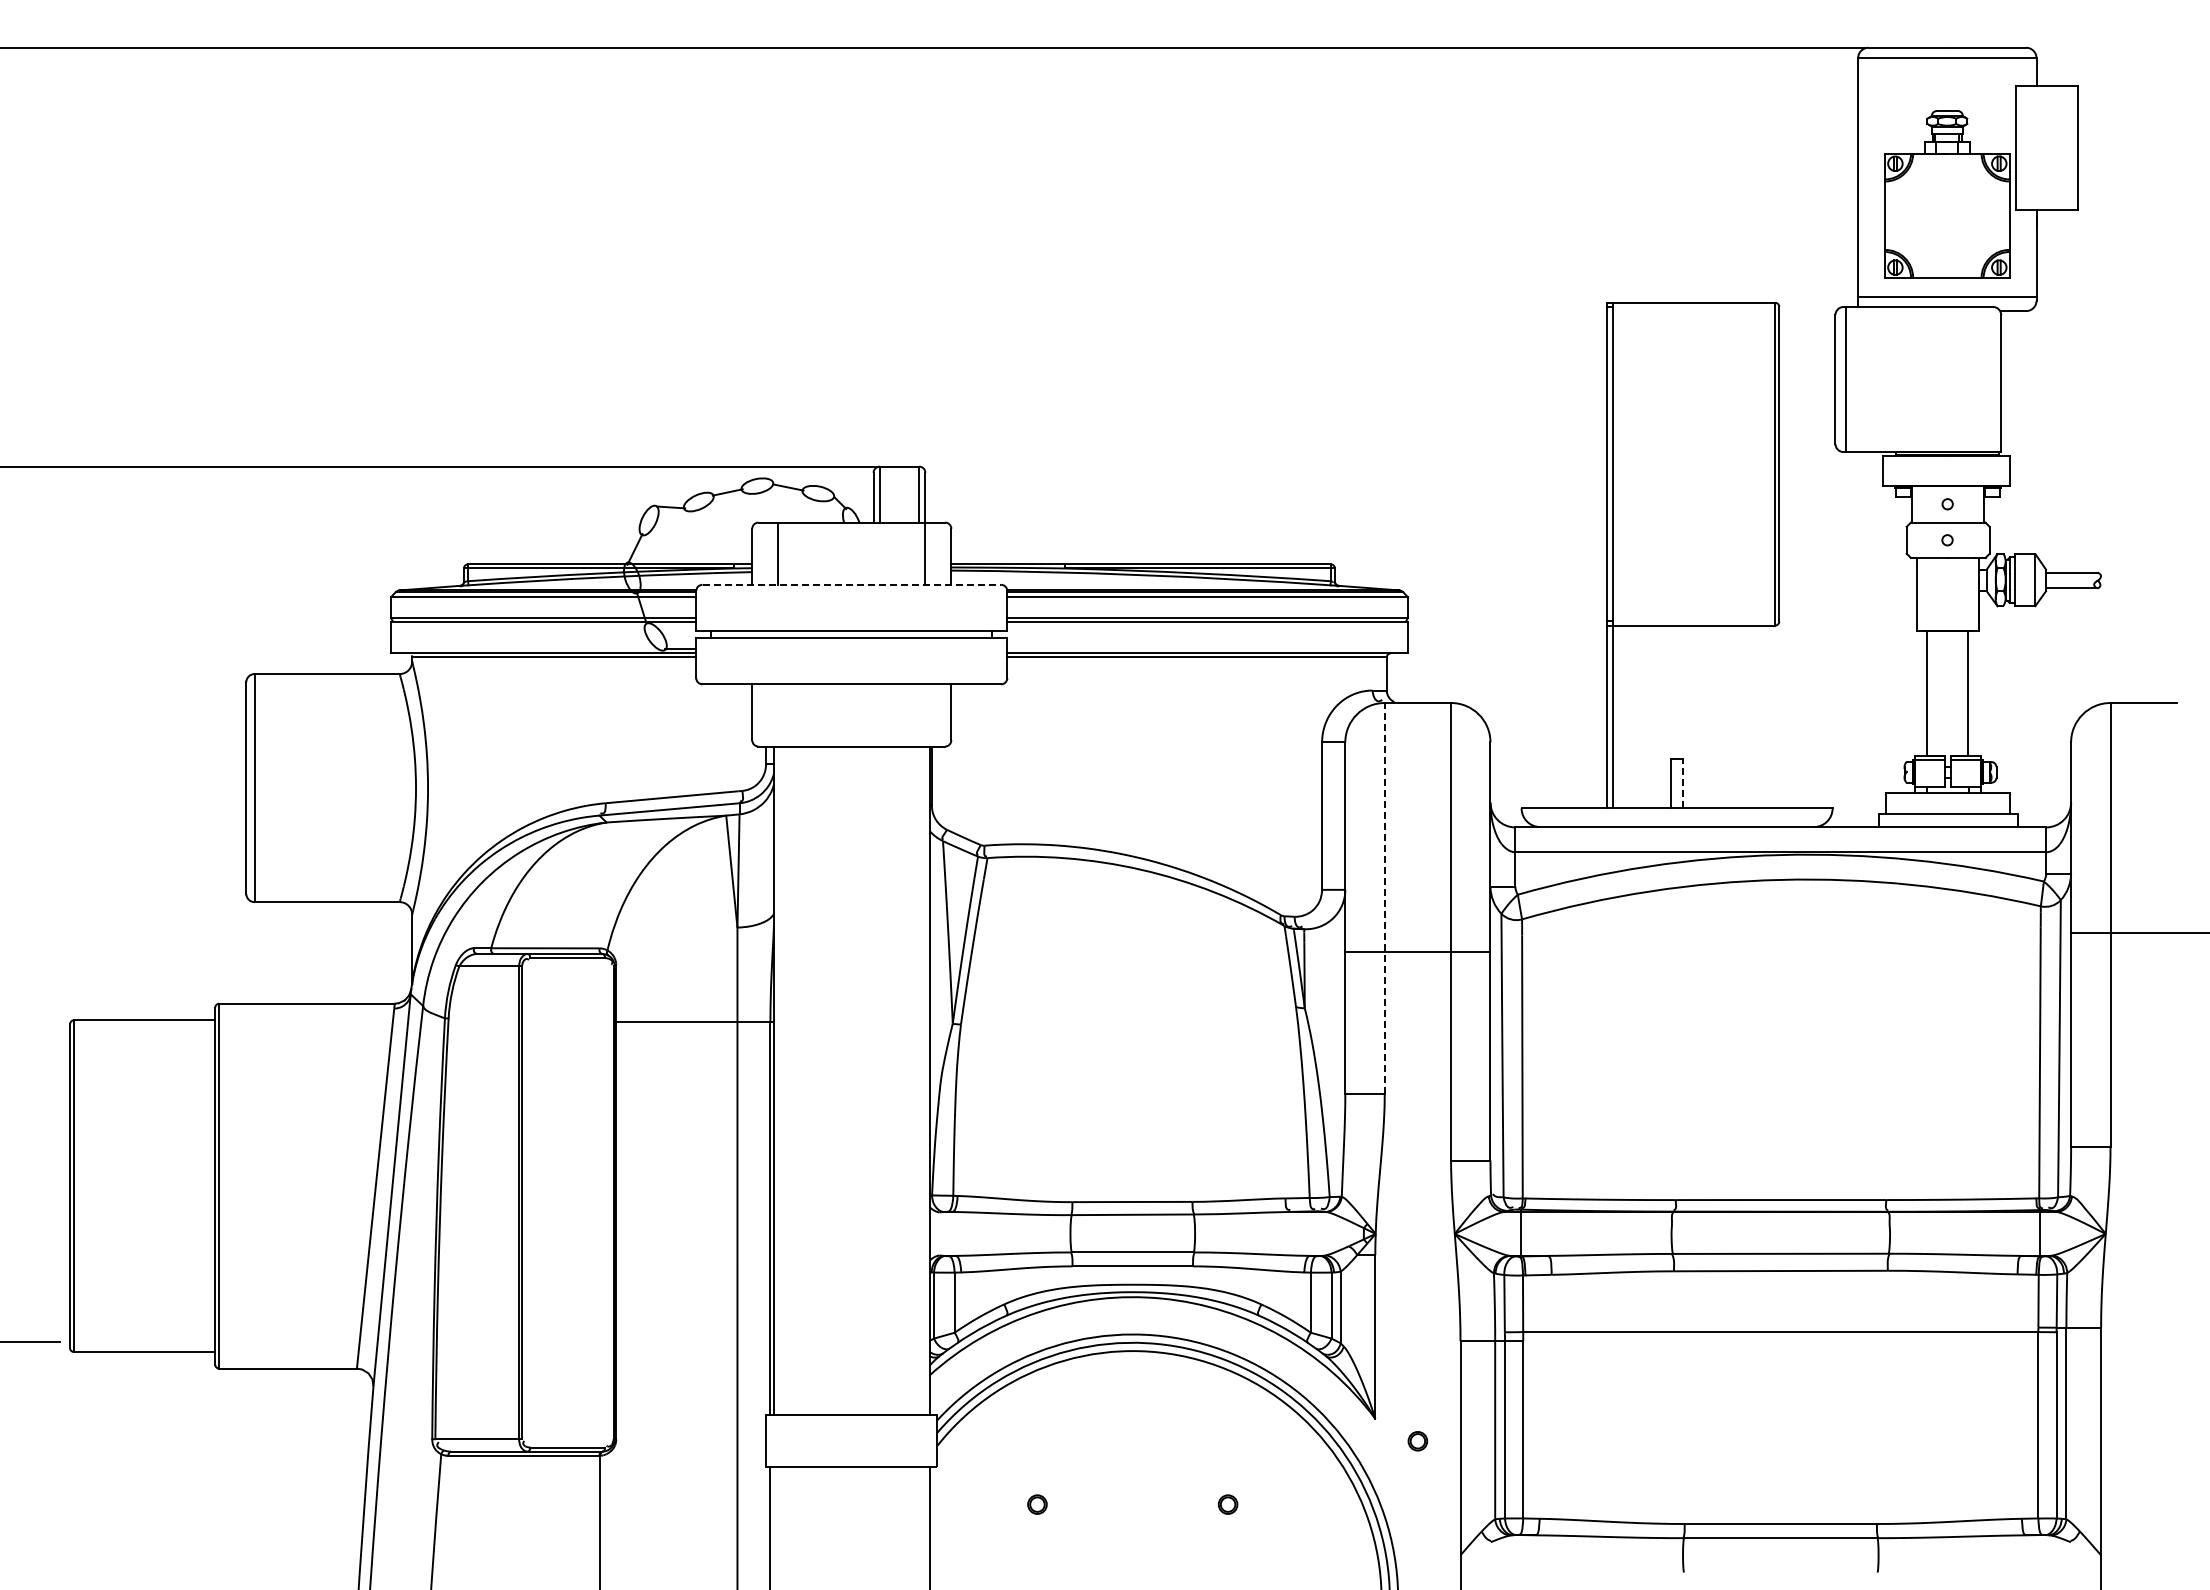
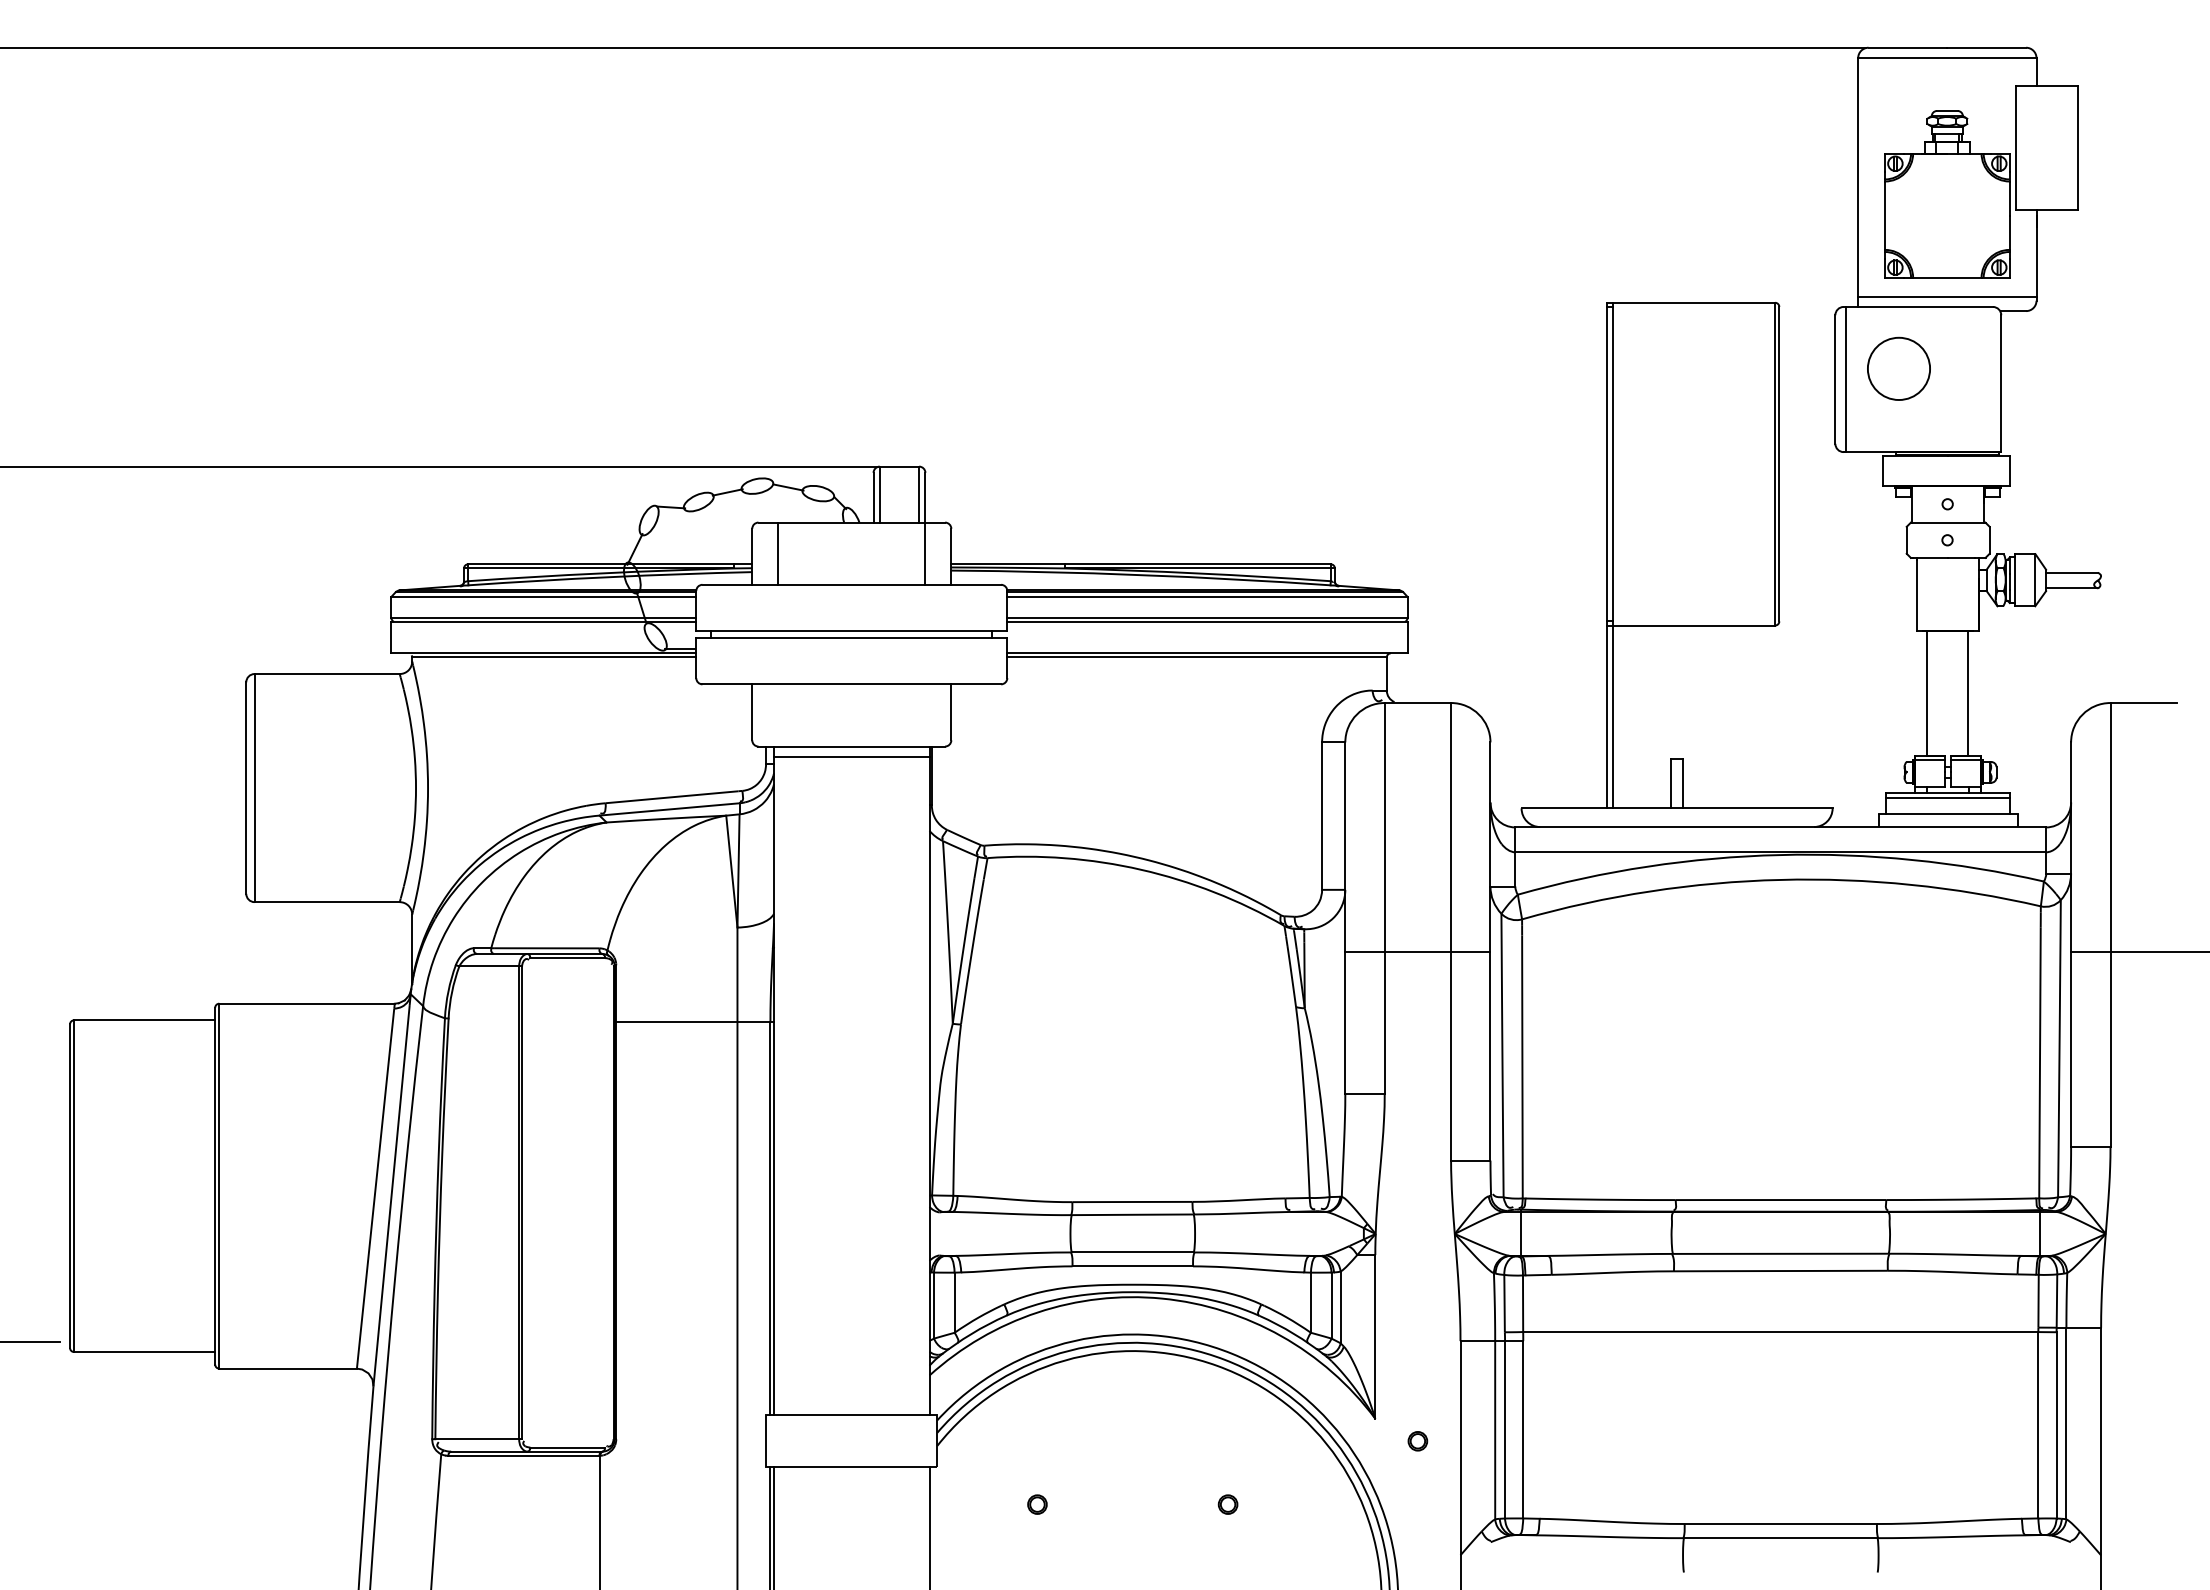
circle: none -> present (1898, 368)
line: dashed -> solid (852, 584)
line: none -> present (851, 756)
line: dashed -> solid (1683, 783)
line: none -> present (1947, 797)
line: dashed -> solid (1384, 898)
line position: (2138, 932) -> (2138, 951) (2138, 951)
line: none -> present (774, 1526)
